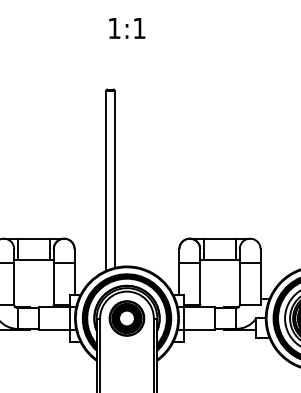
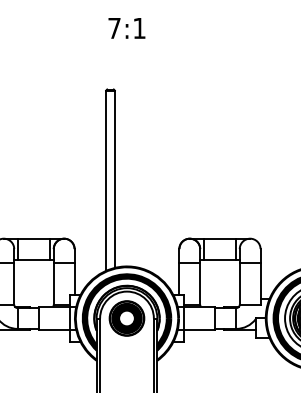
text: 1:1 -> 7:1 (114, 28)
